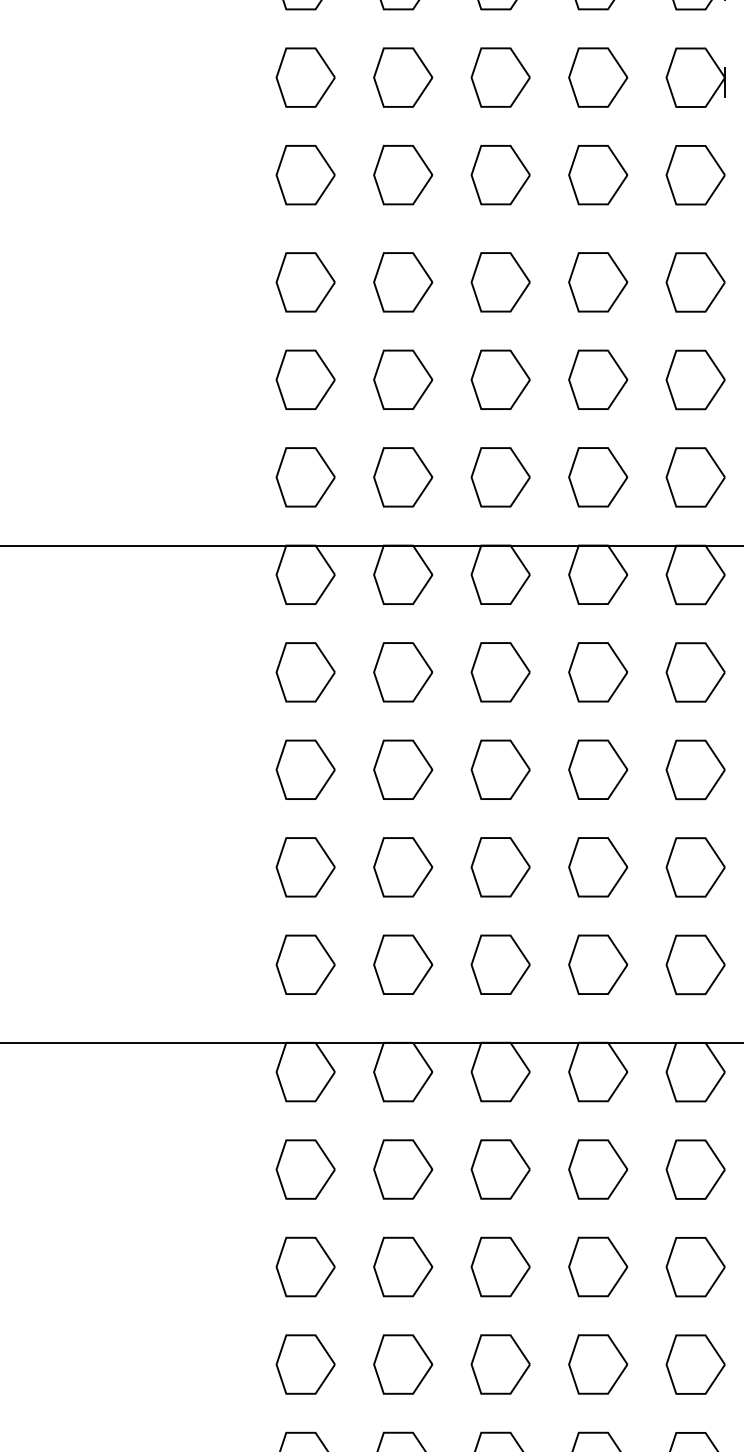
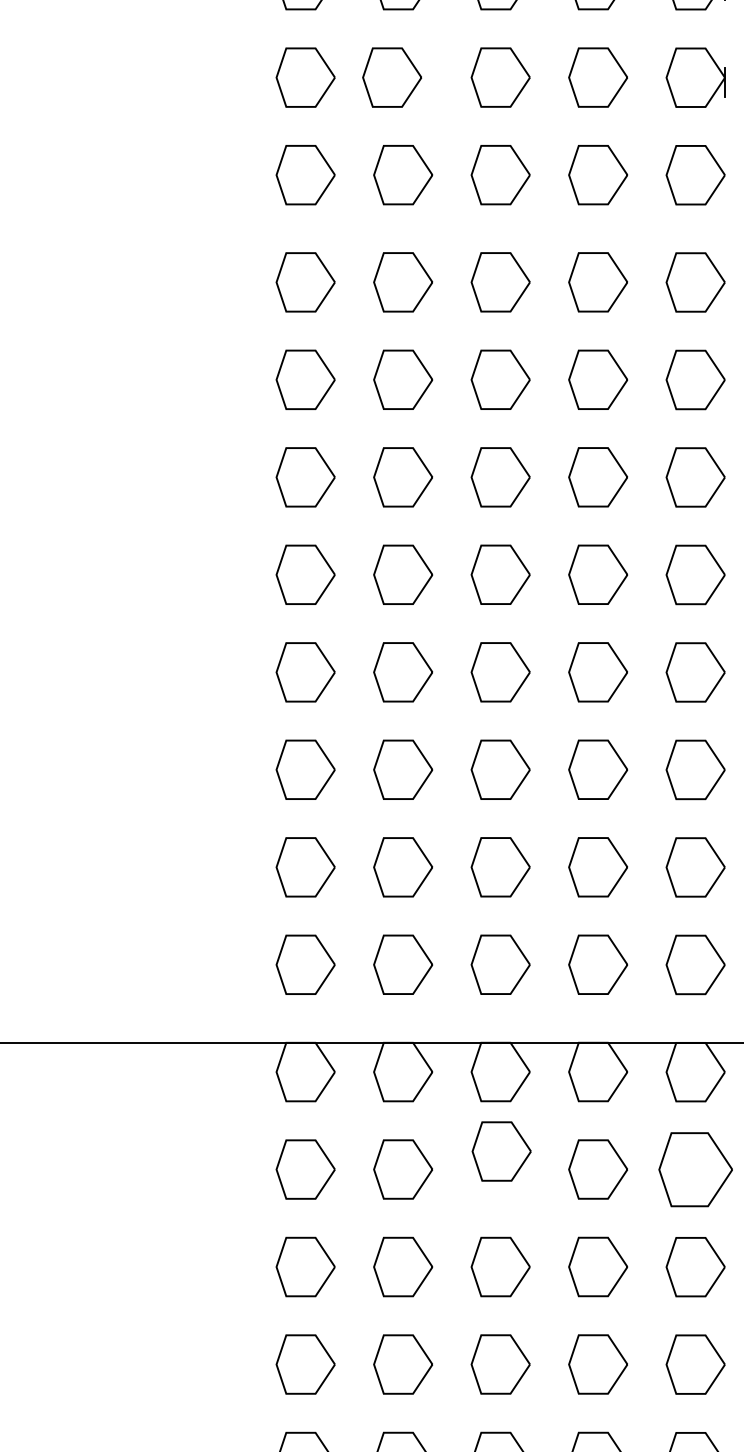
part position: (403, 77) -> (392, 77) (392, 77)
line: present -> none (371, 545)
part position: (500, 1169) -> (501, 1151) (501, 1151)
part size: 61x61 px -> 75x76 px (695, 1169)
